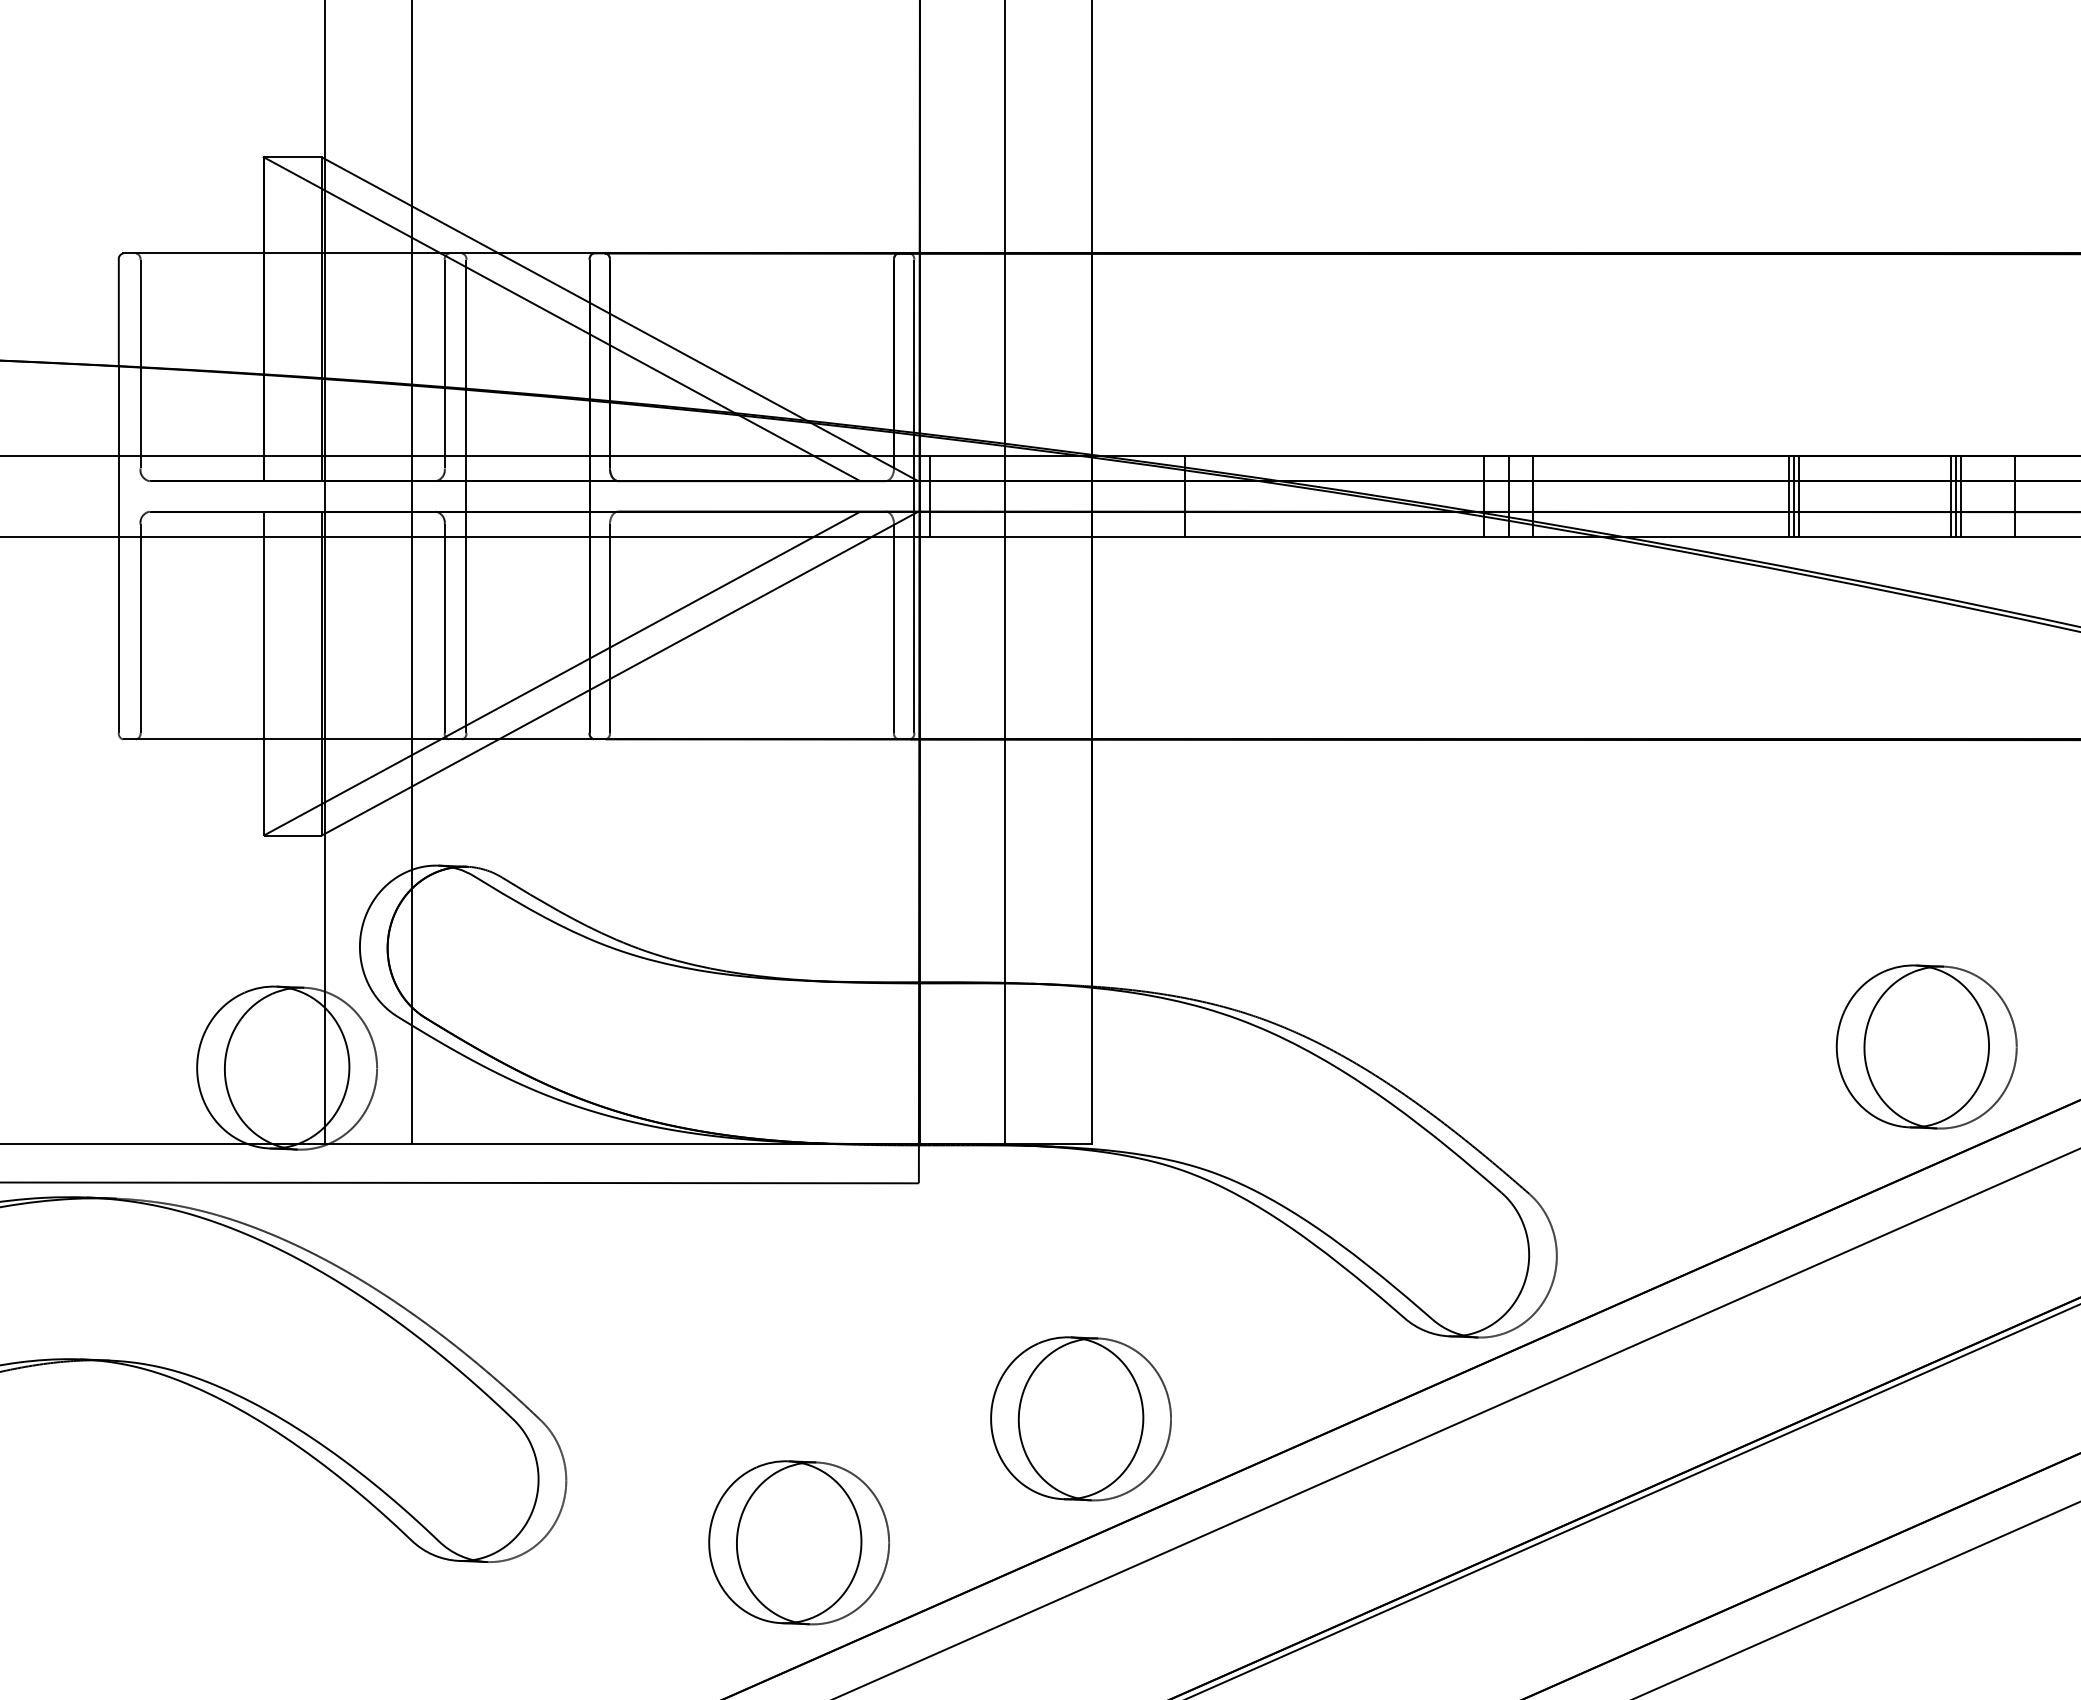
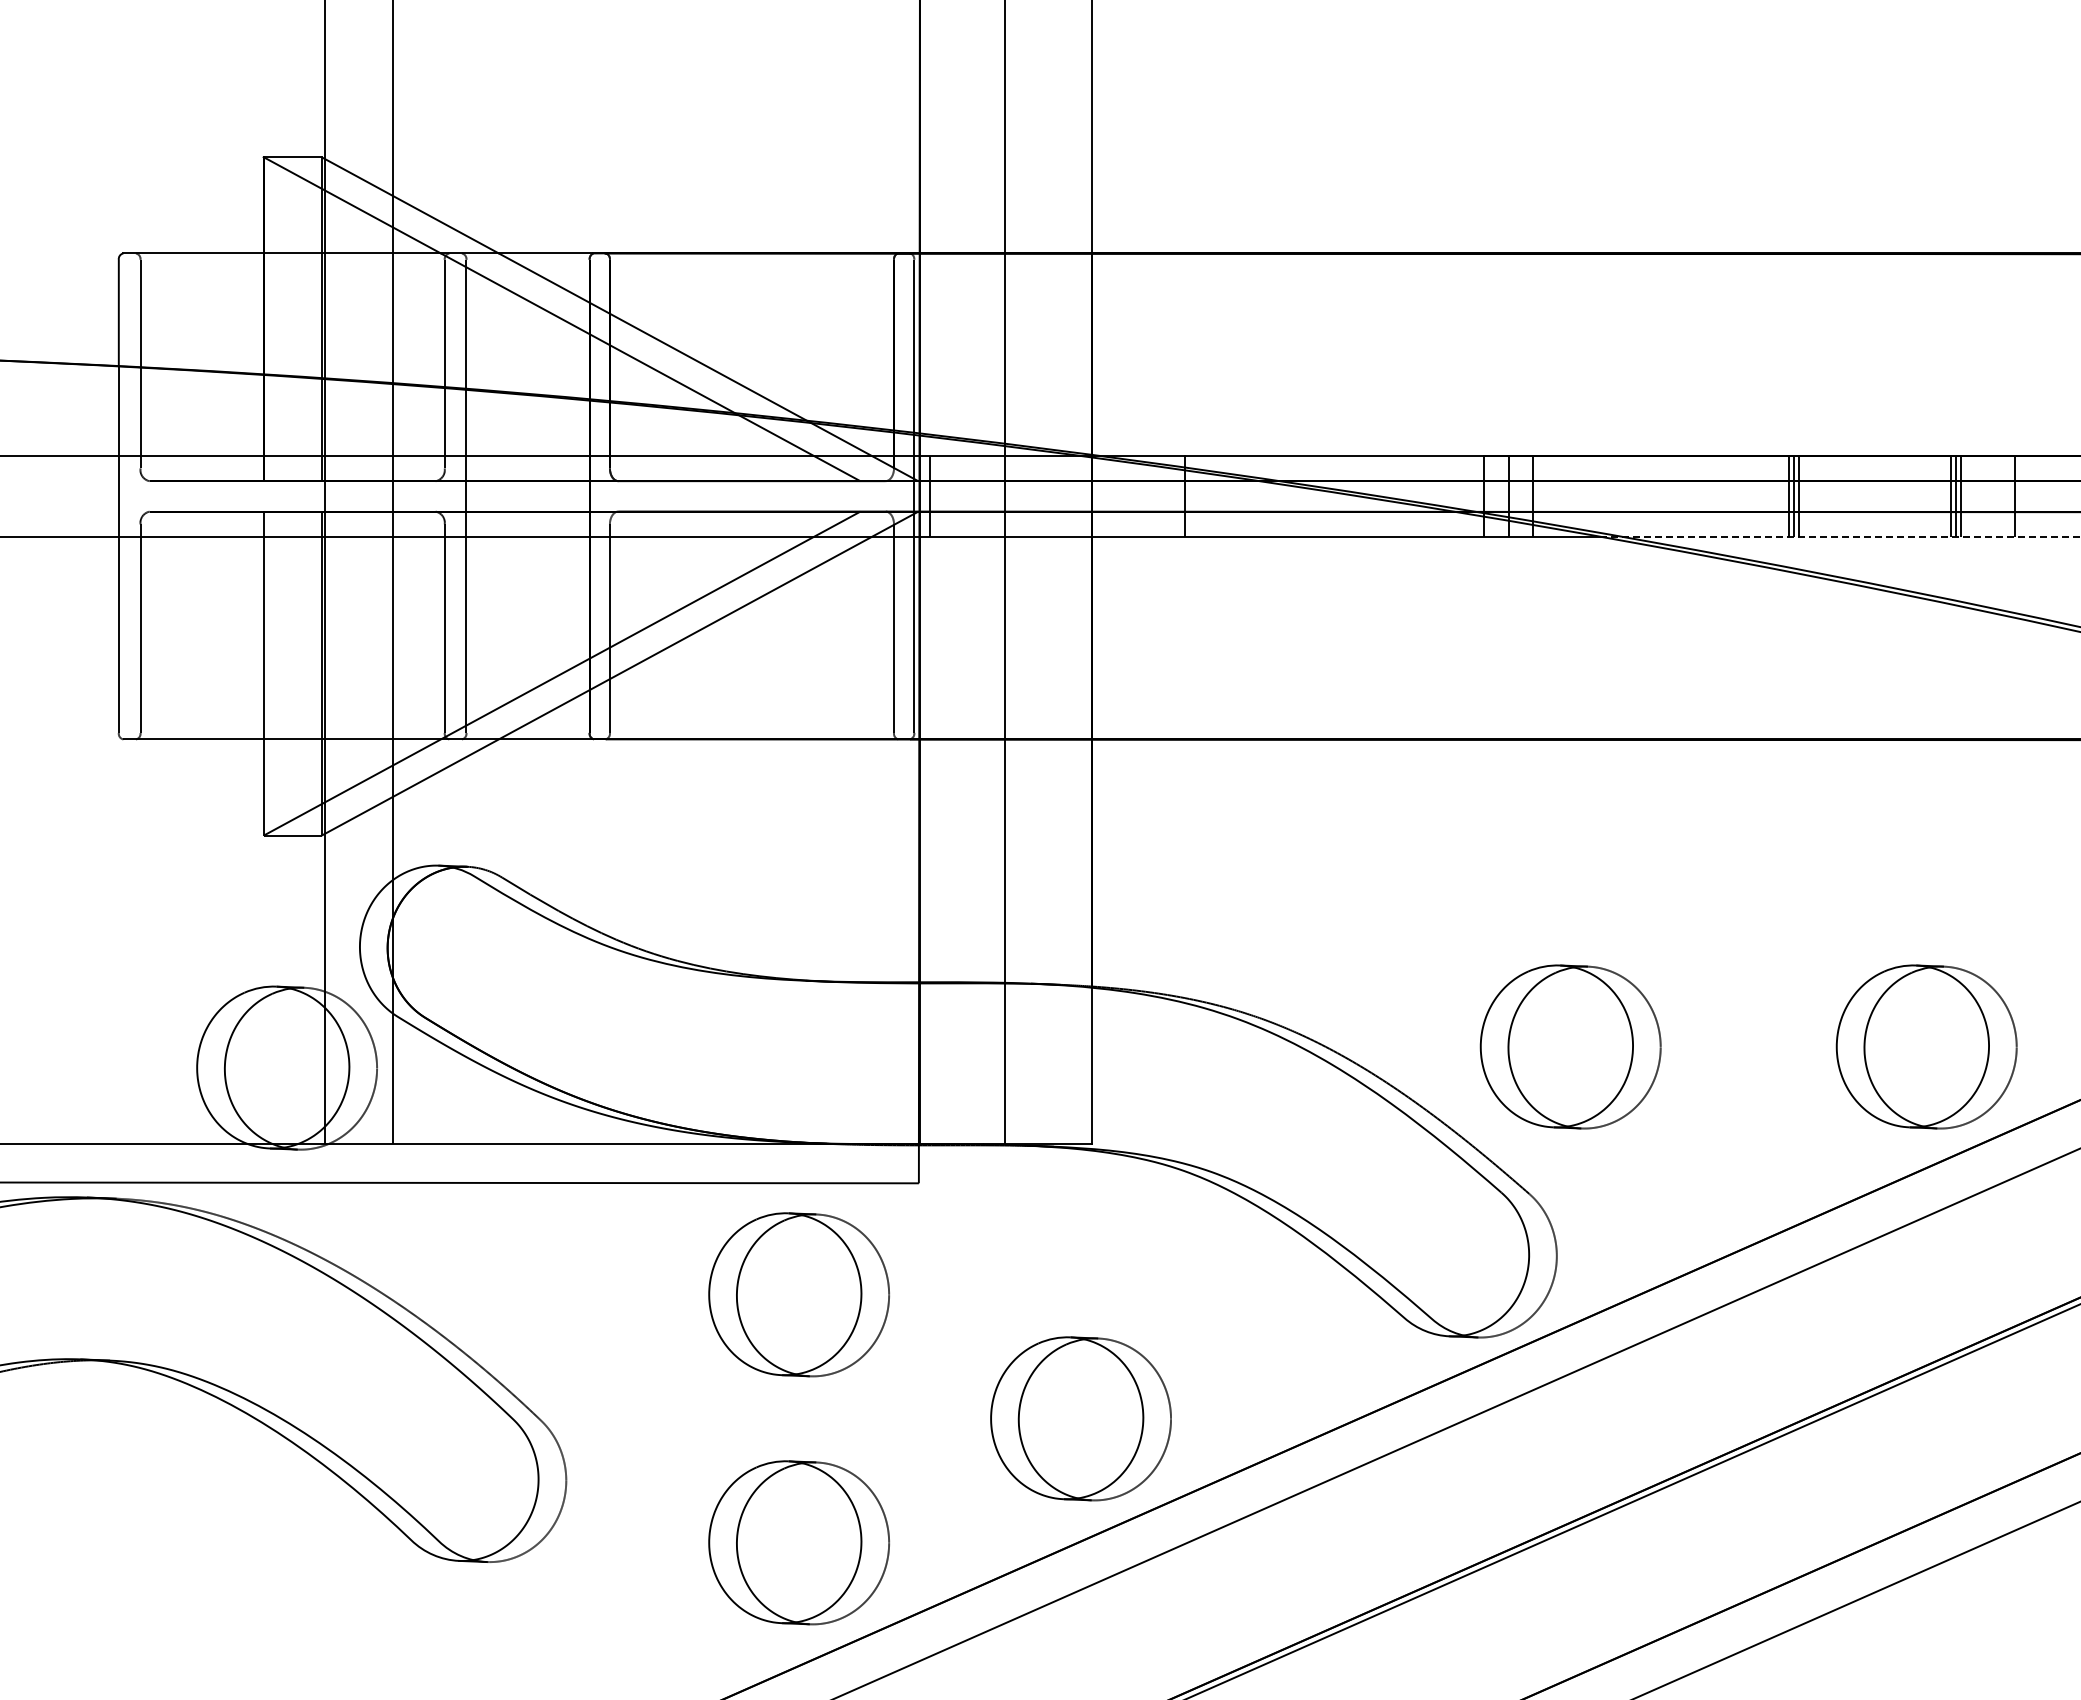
line: solid -> dashed (1840, 536)
line position: (412, 573) -> (393, 573) (393, 573)
part: none -> present (1570, 1046)
part: none -> present (798, 1294)
